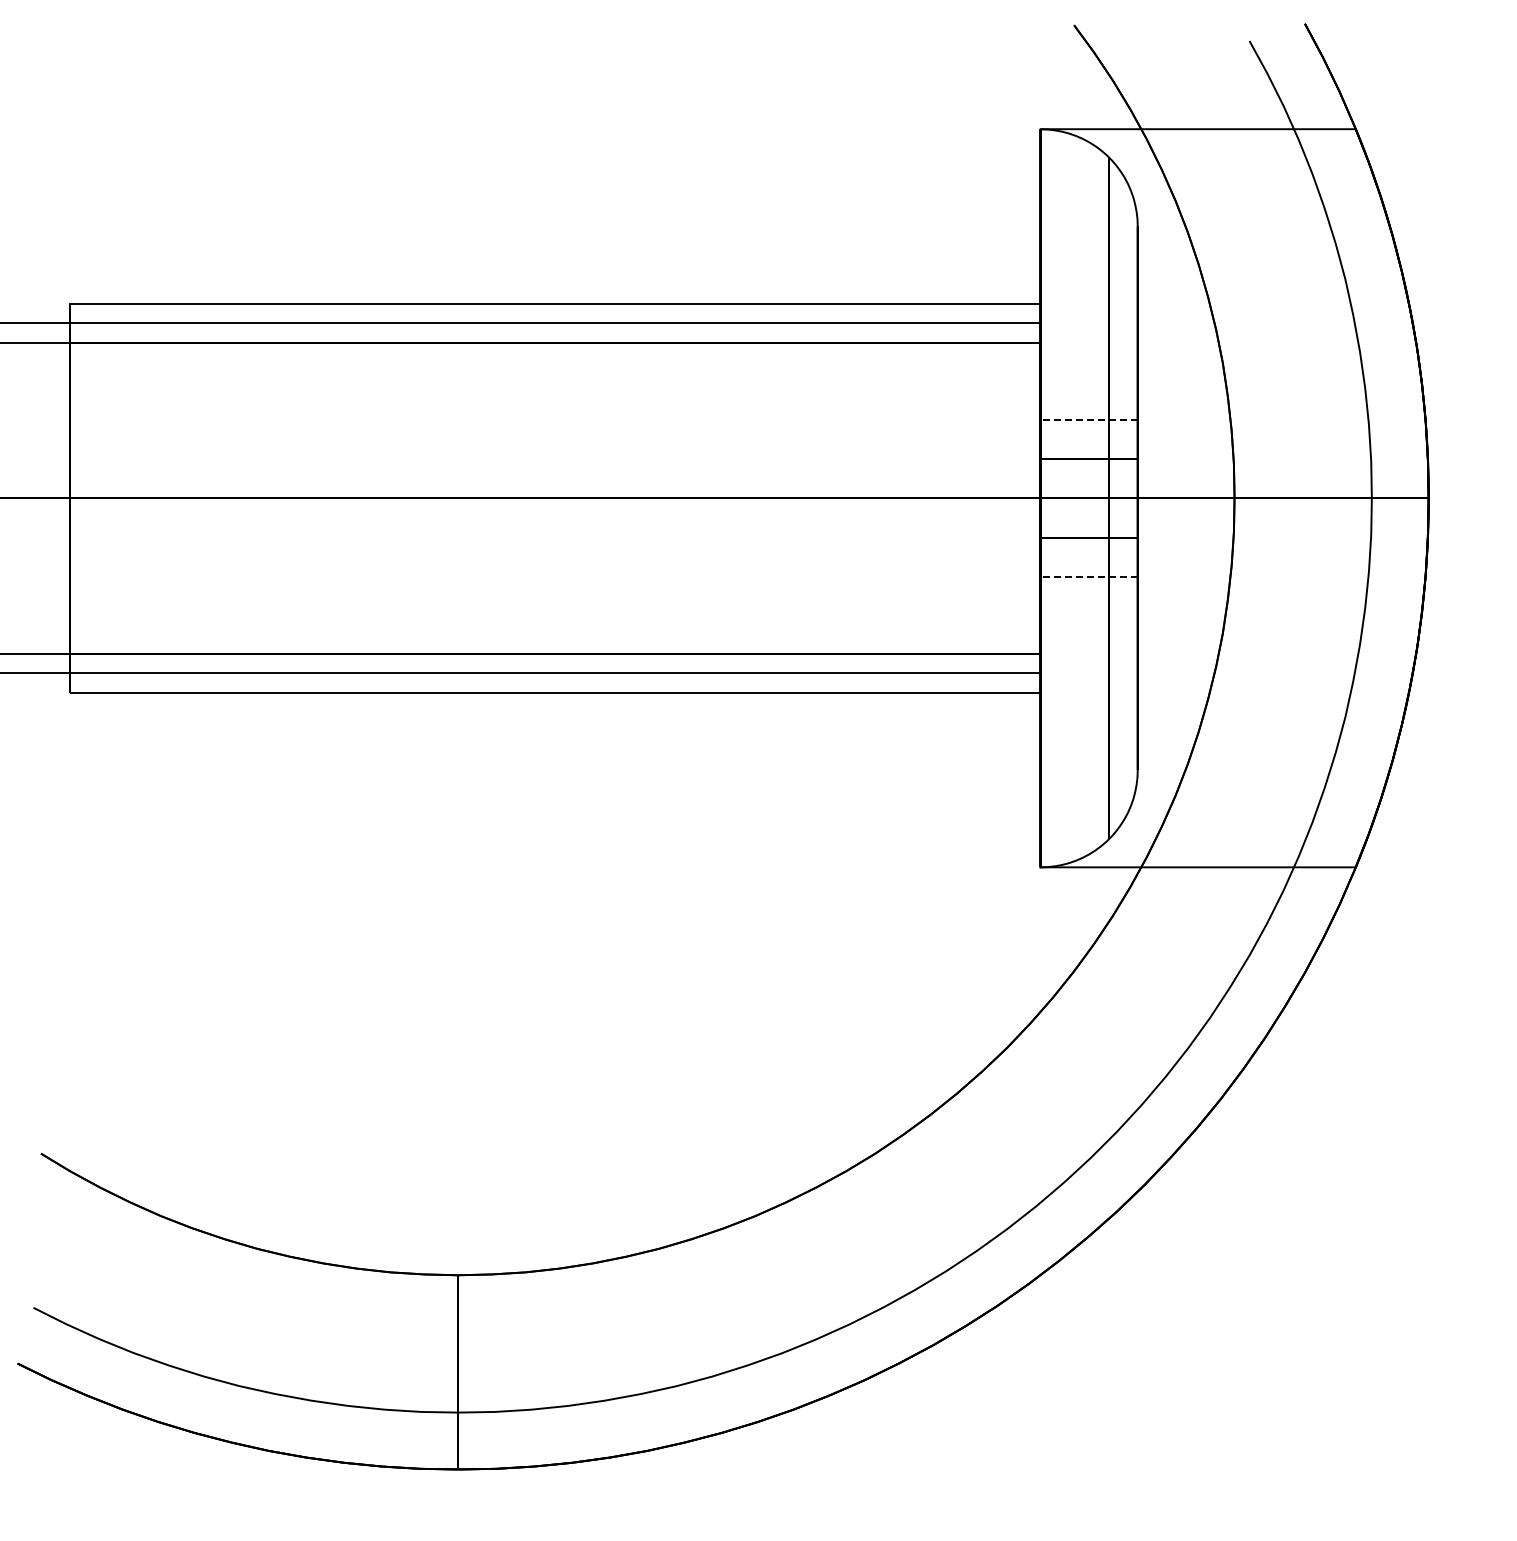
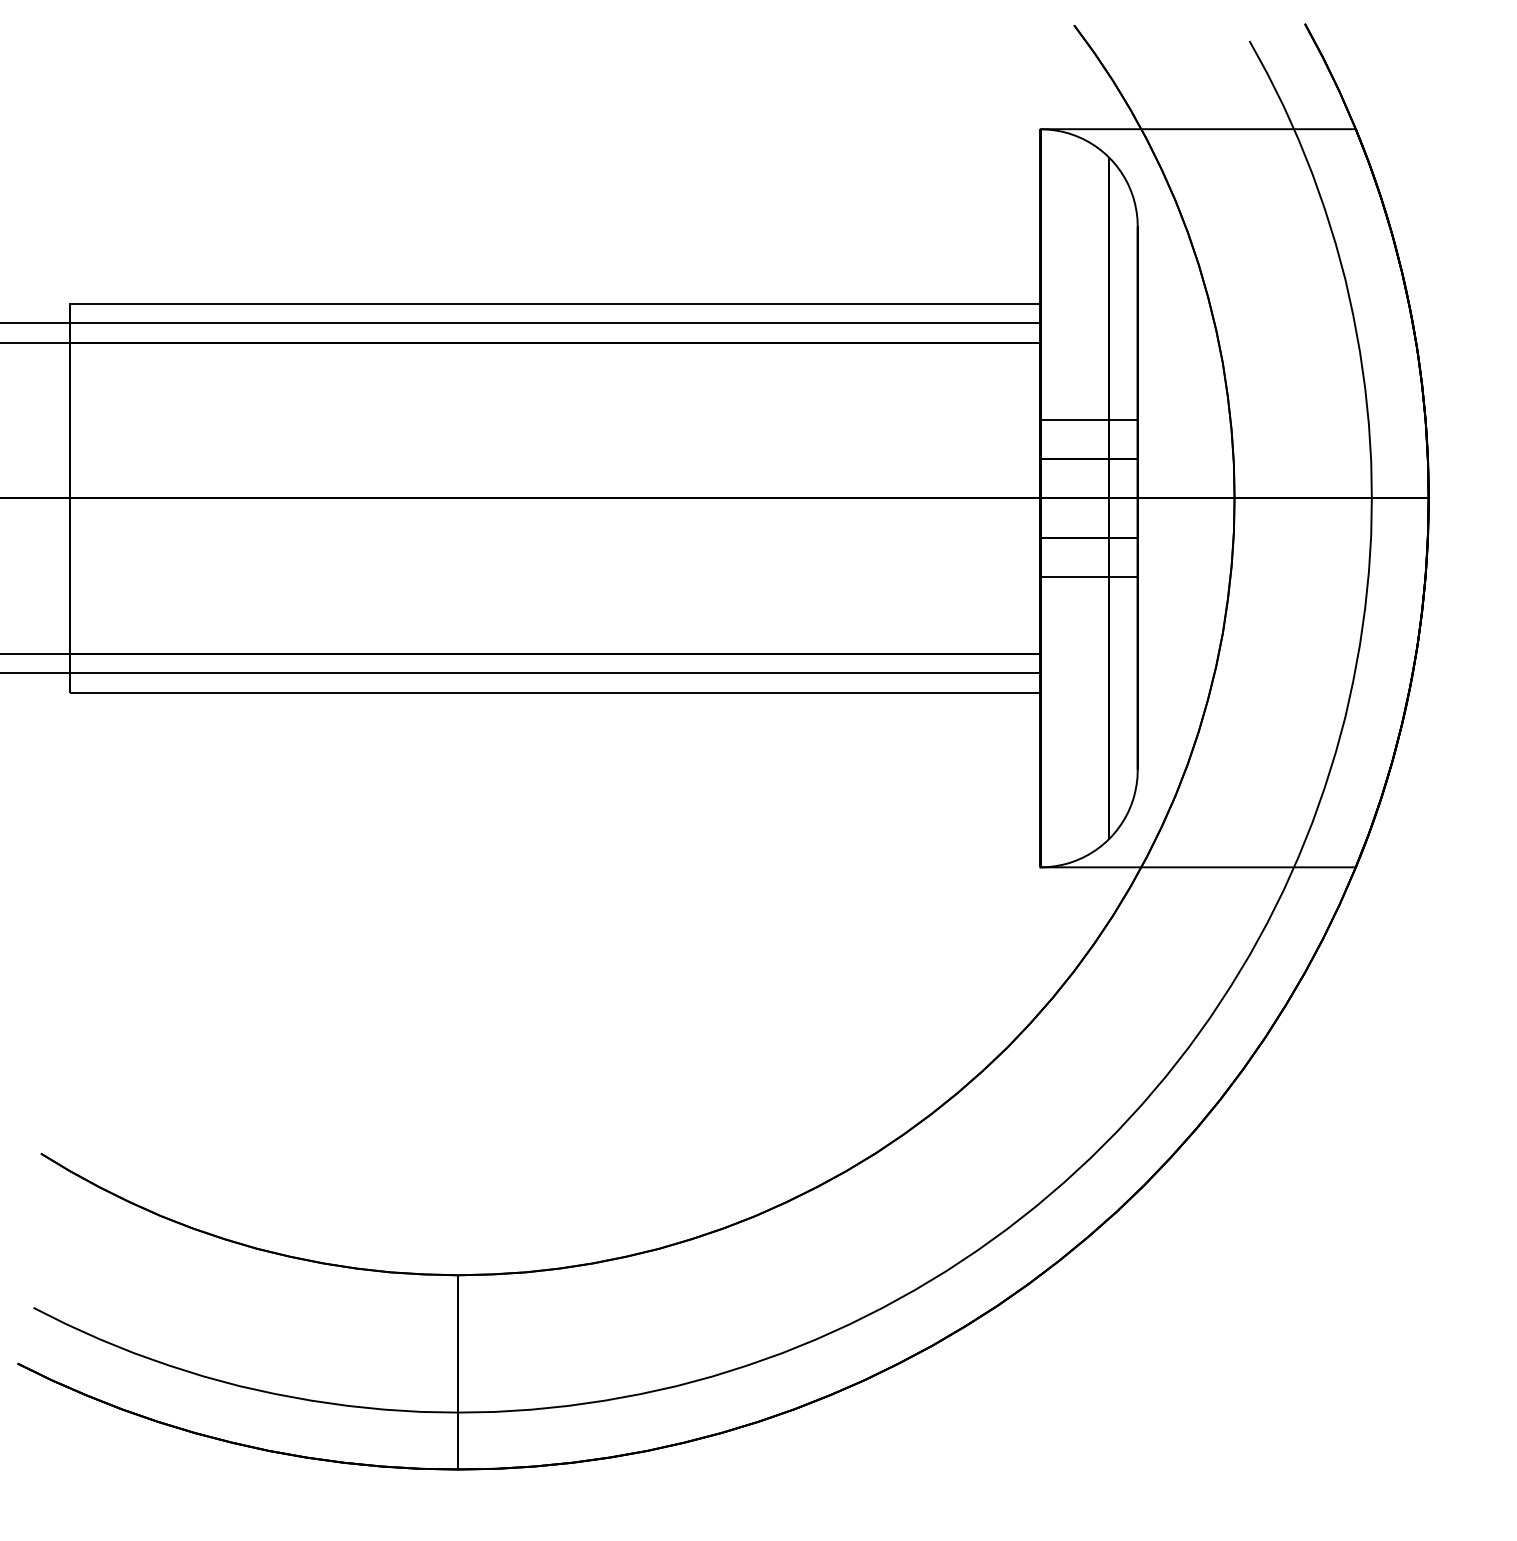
line: dashed -> solid (1089, 419)
line: dashed -> solid (1089, 576)
